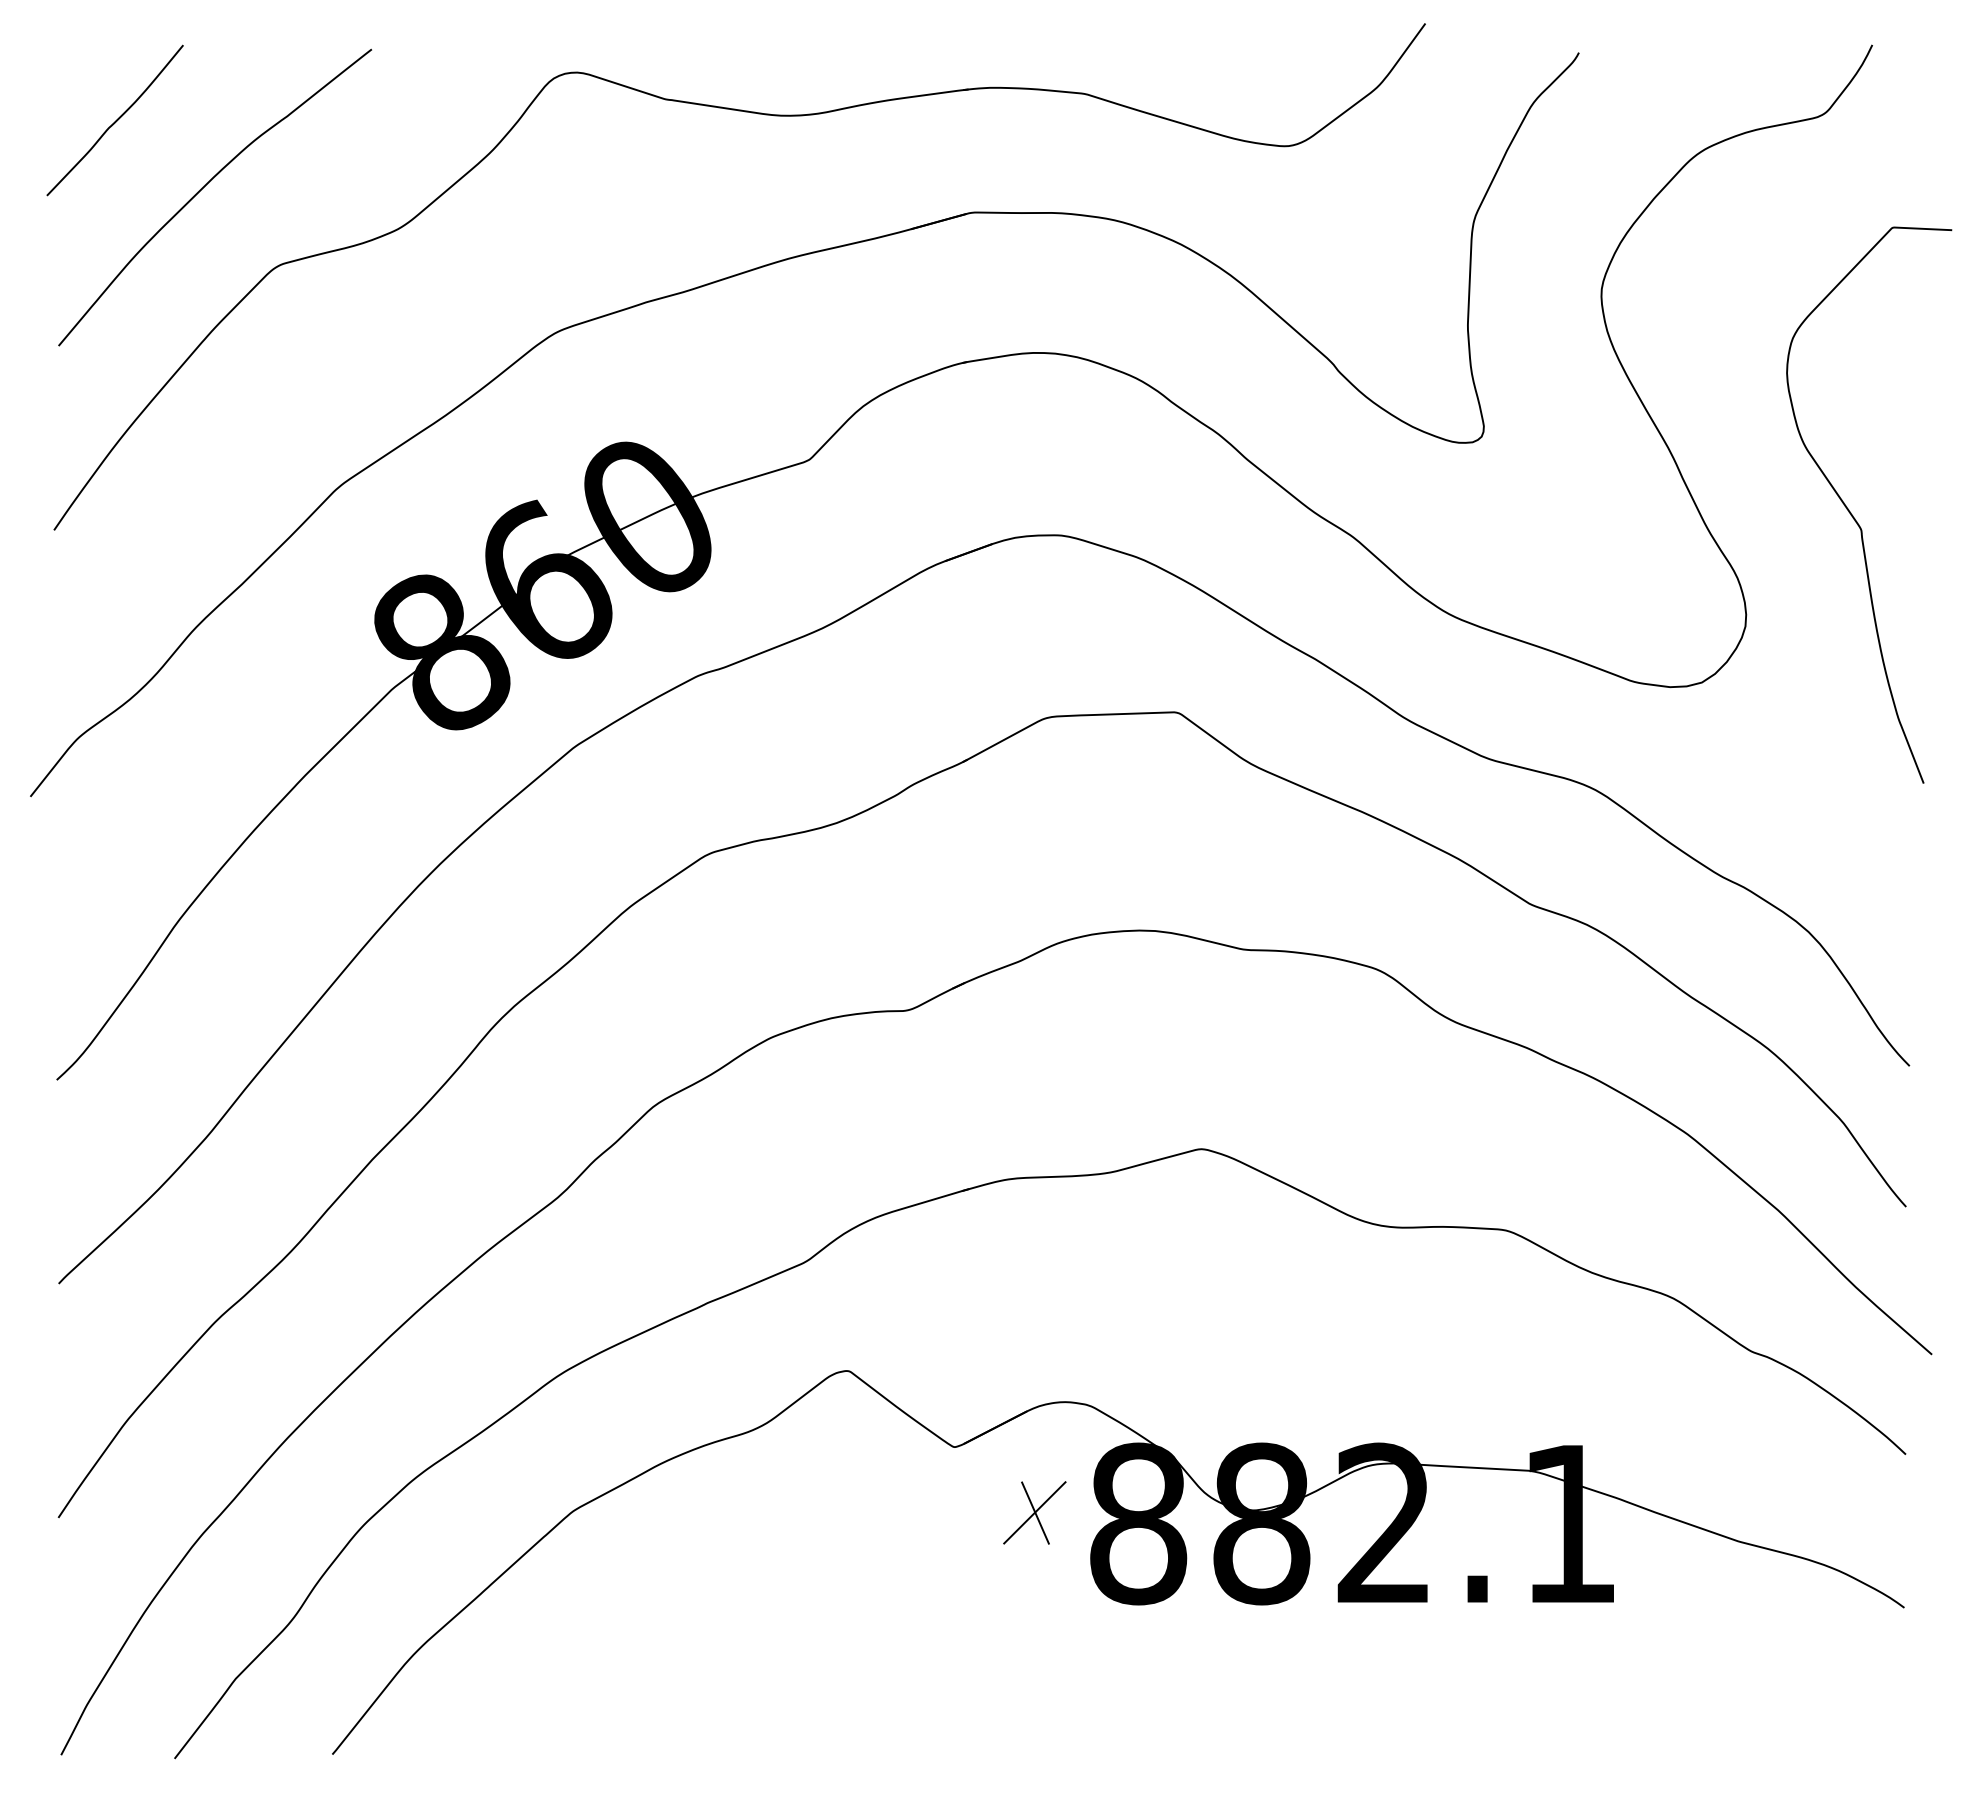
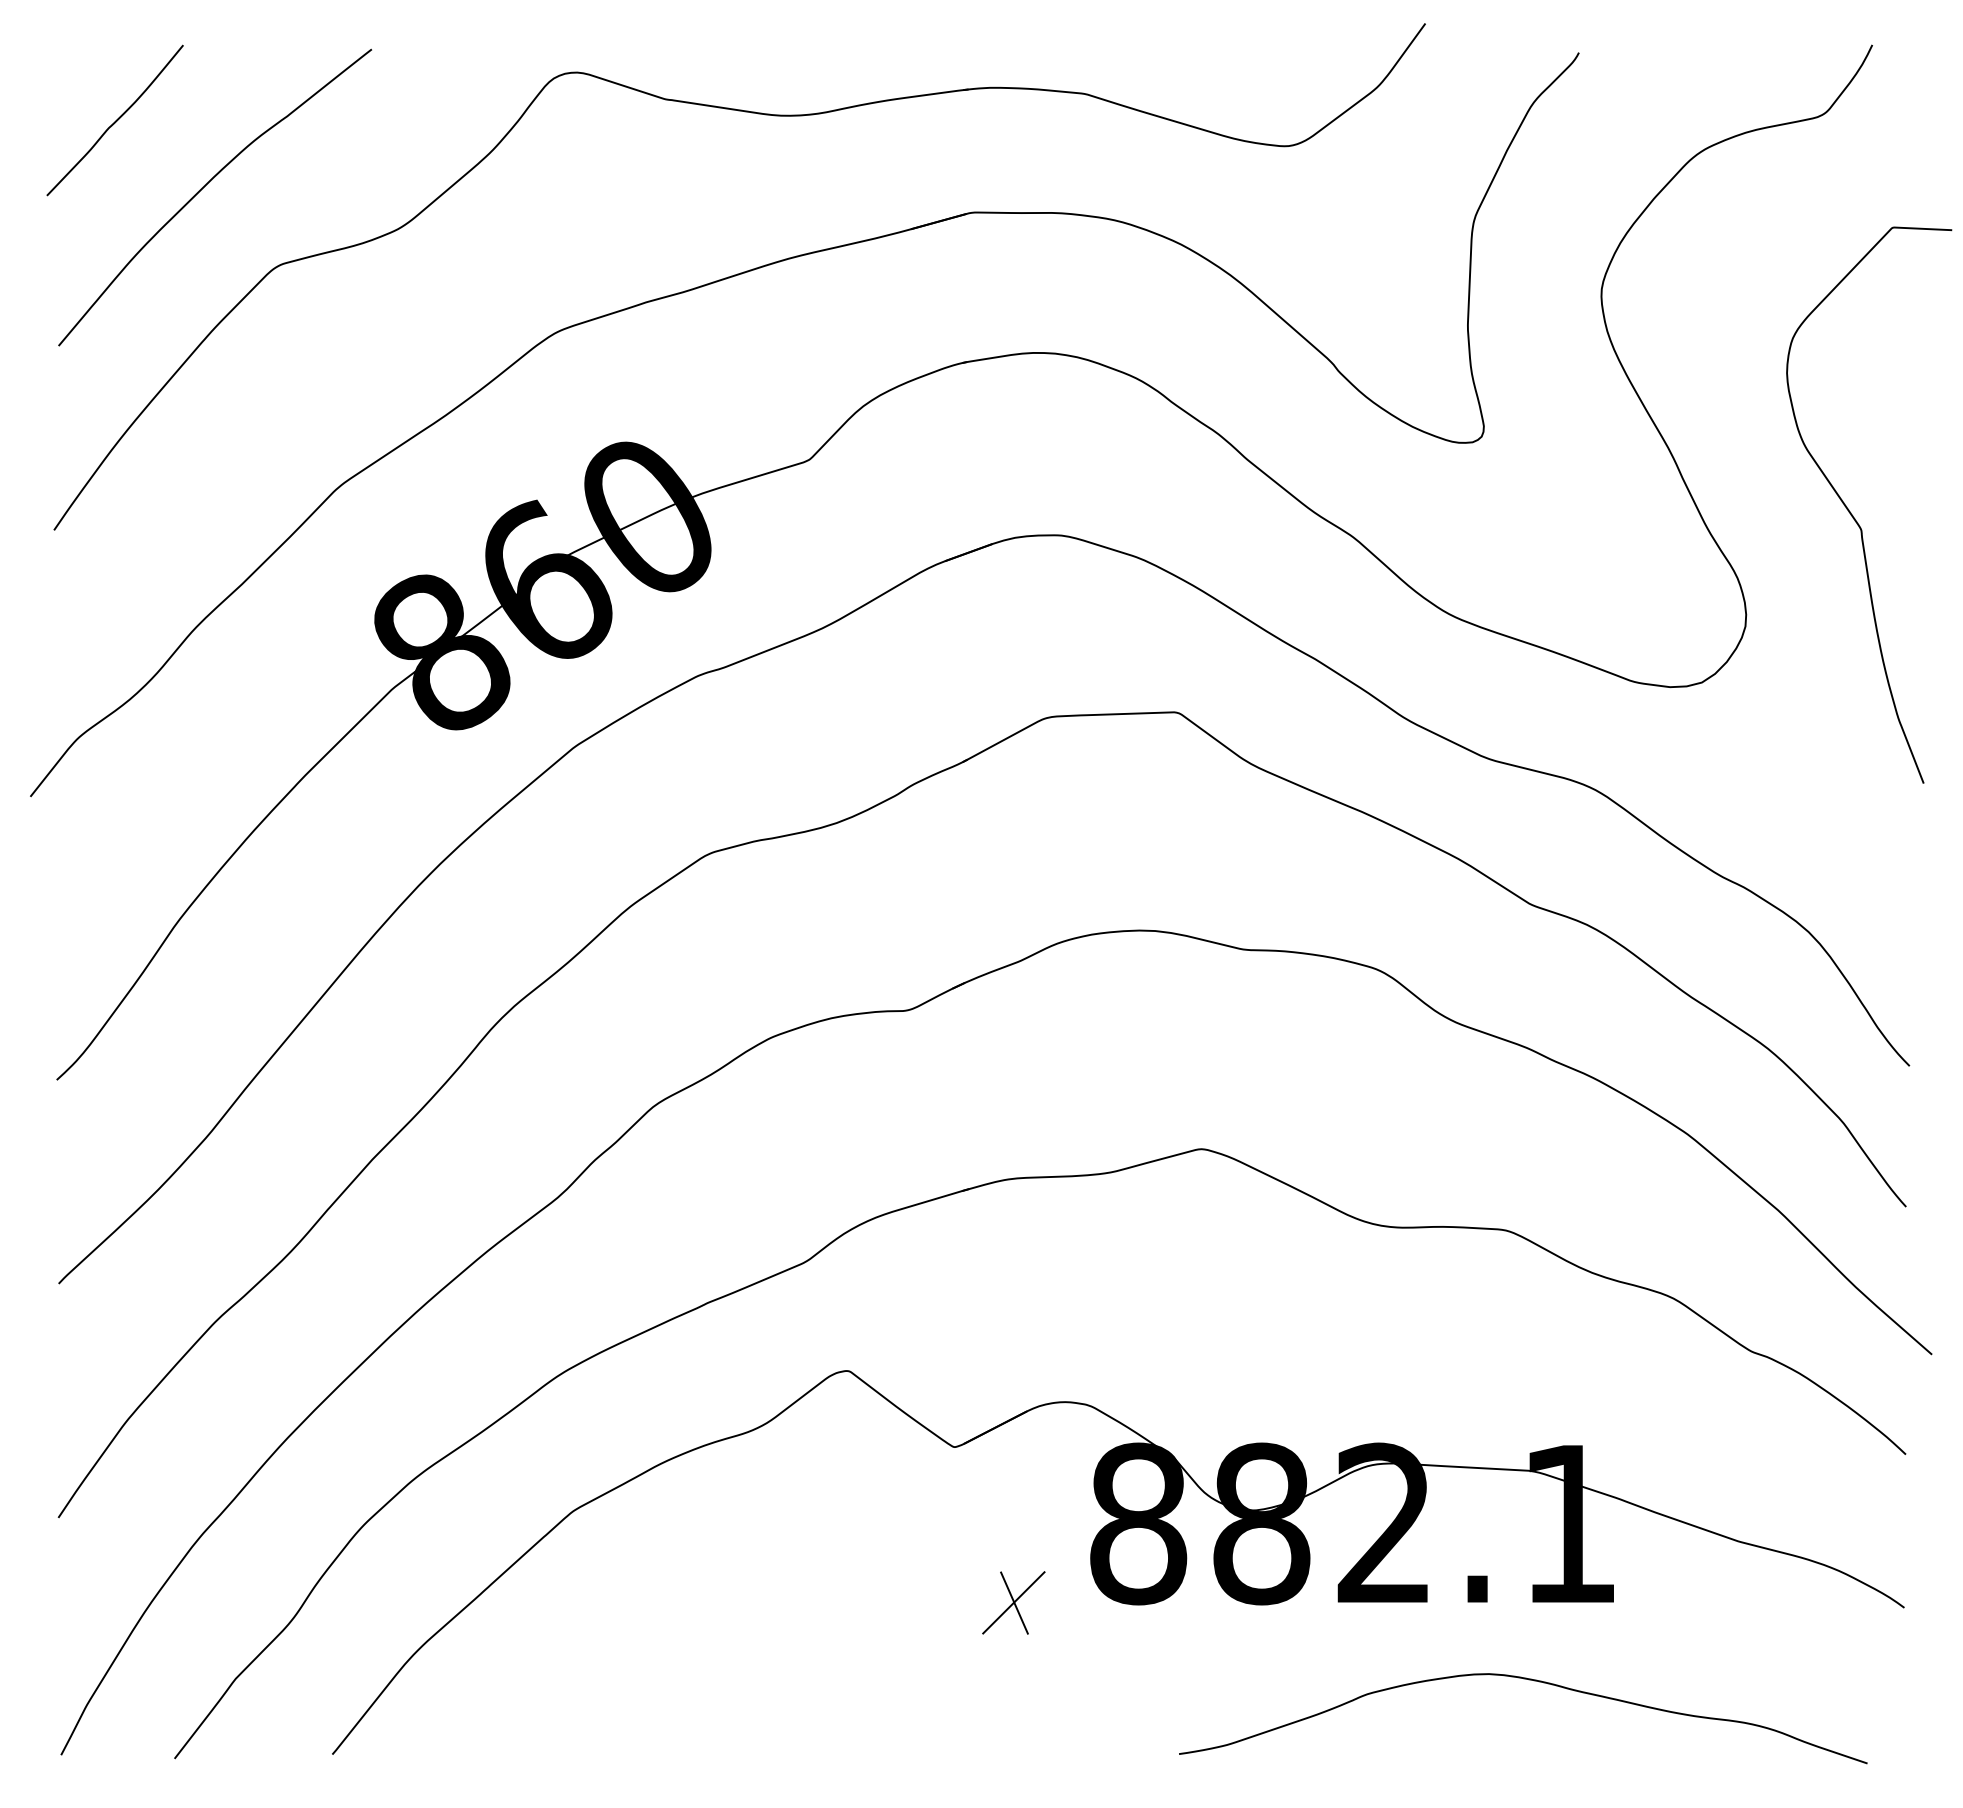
part position: (1034, 1512) -> (1013, 1602) (1013, 1602)
curve: none -> present (1528, 1680)
